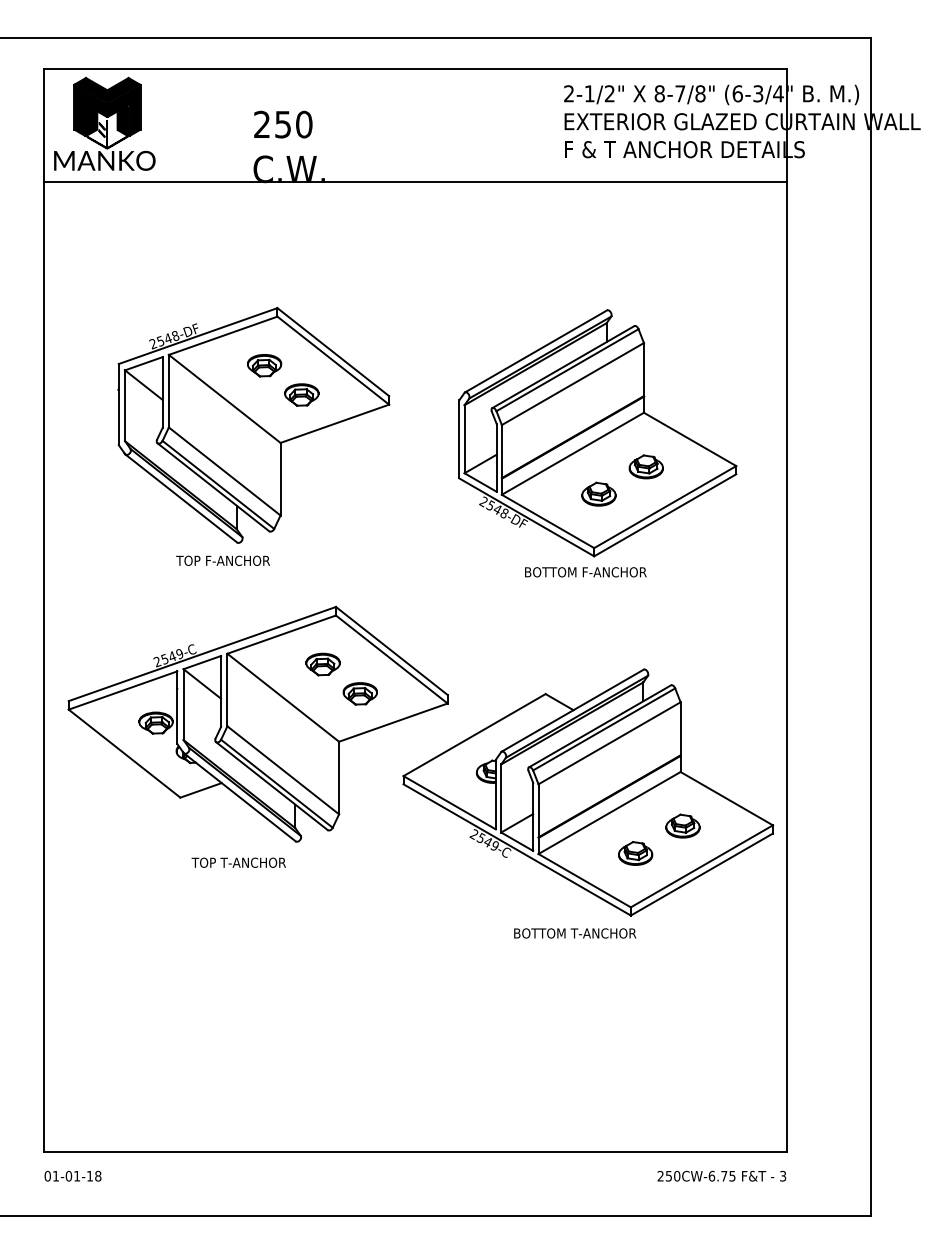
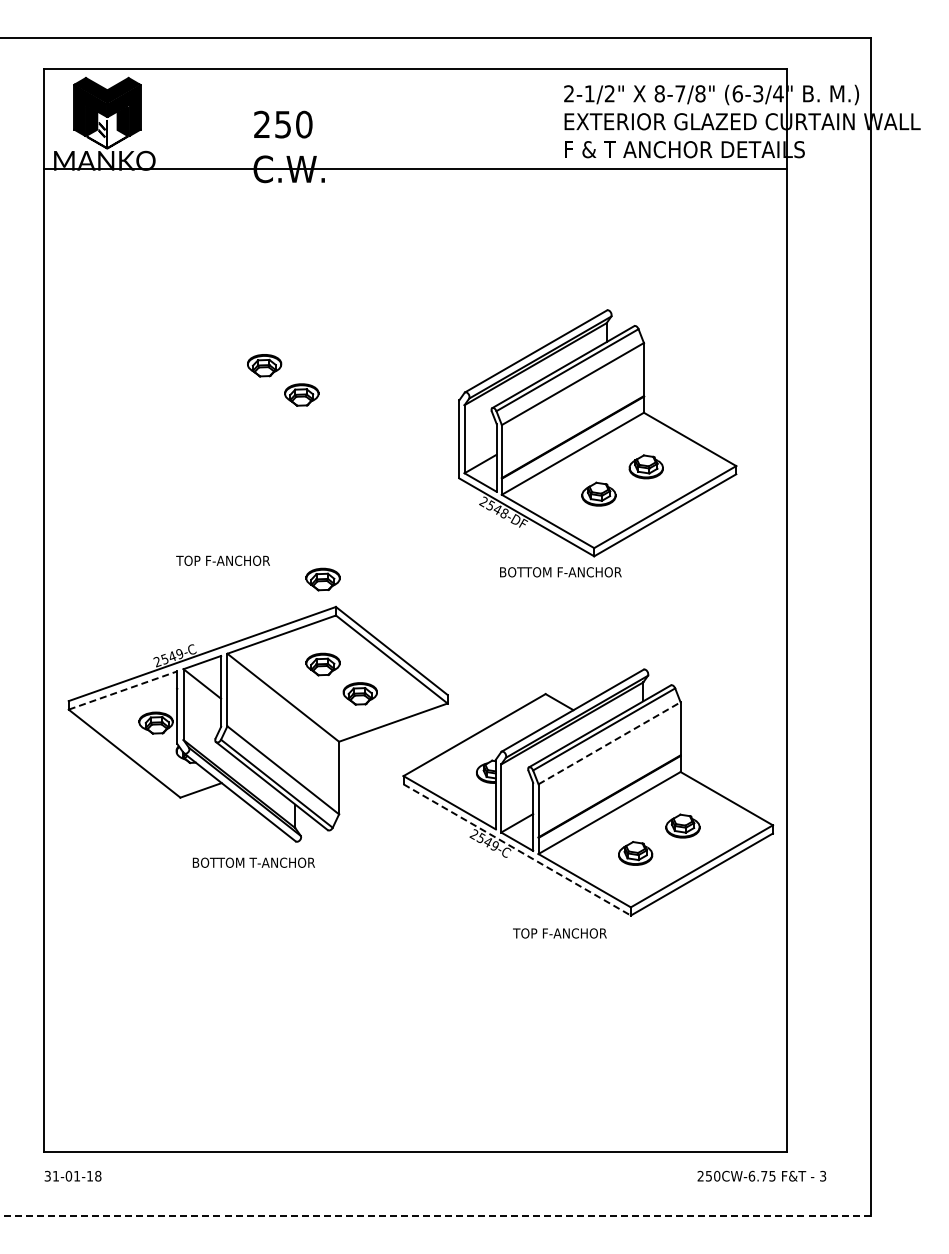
line position: (415, 182) -> (415, 169) (415, 169)
part: present -> none (253, 425)
text position: (585, 572) -> (560, 572) (560, 572)
part: none -> present (322, 579)
line: solid -> dashed (123, 690)
line: solid -> dashed (609, 743)
line: solid -> dashed (517, 850)
text: TOP T-ANCHOR -> BOTTOM T-ANCHOR (252, 862)
text: BOTTOM T-ANCHOR -> TOP F-ANCHOR (574, 933)
text position: (721, 1175) -> (761, 1175) (761, 1175)
text: 01-01-18 -> 31-01-18 (47, 1176)
line: solid -> dashed (435, 1216)
